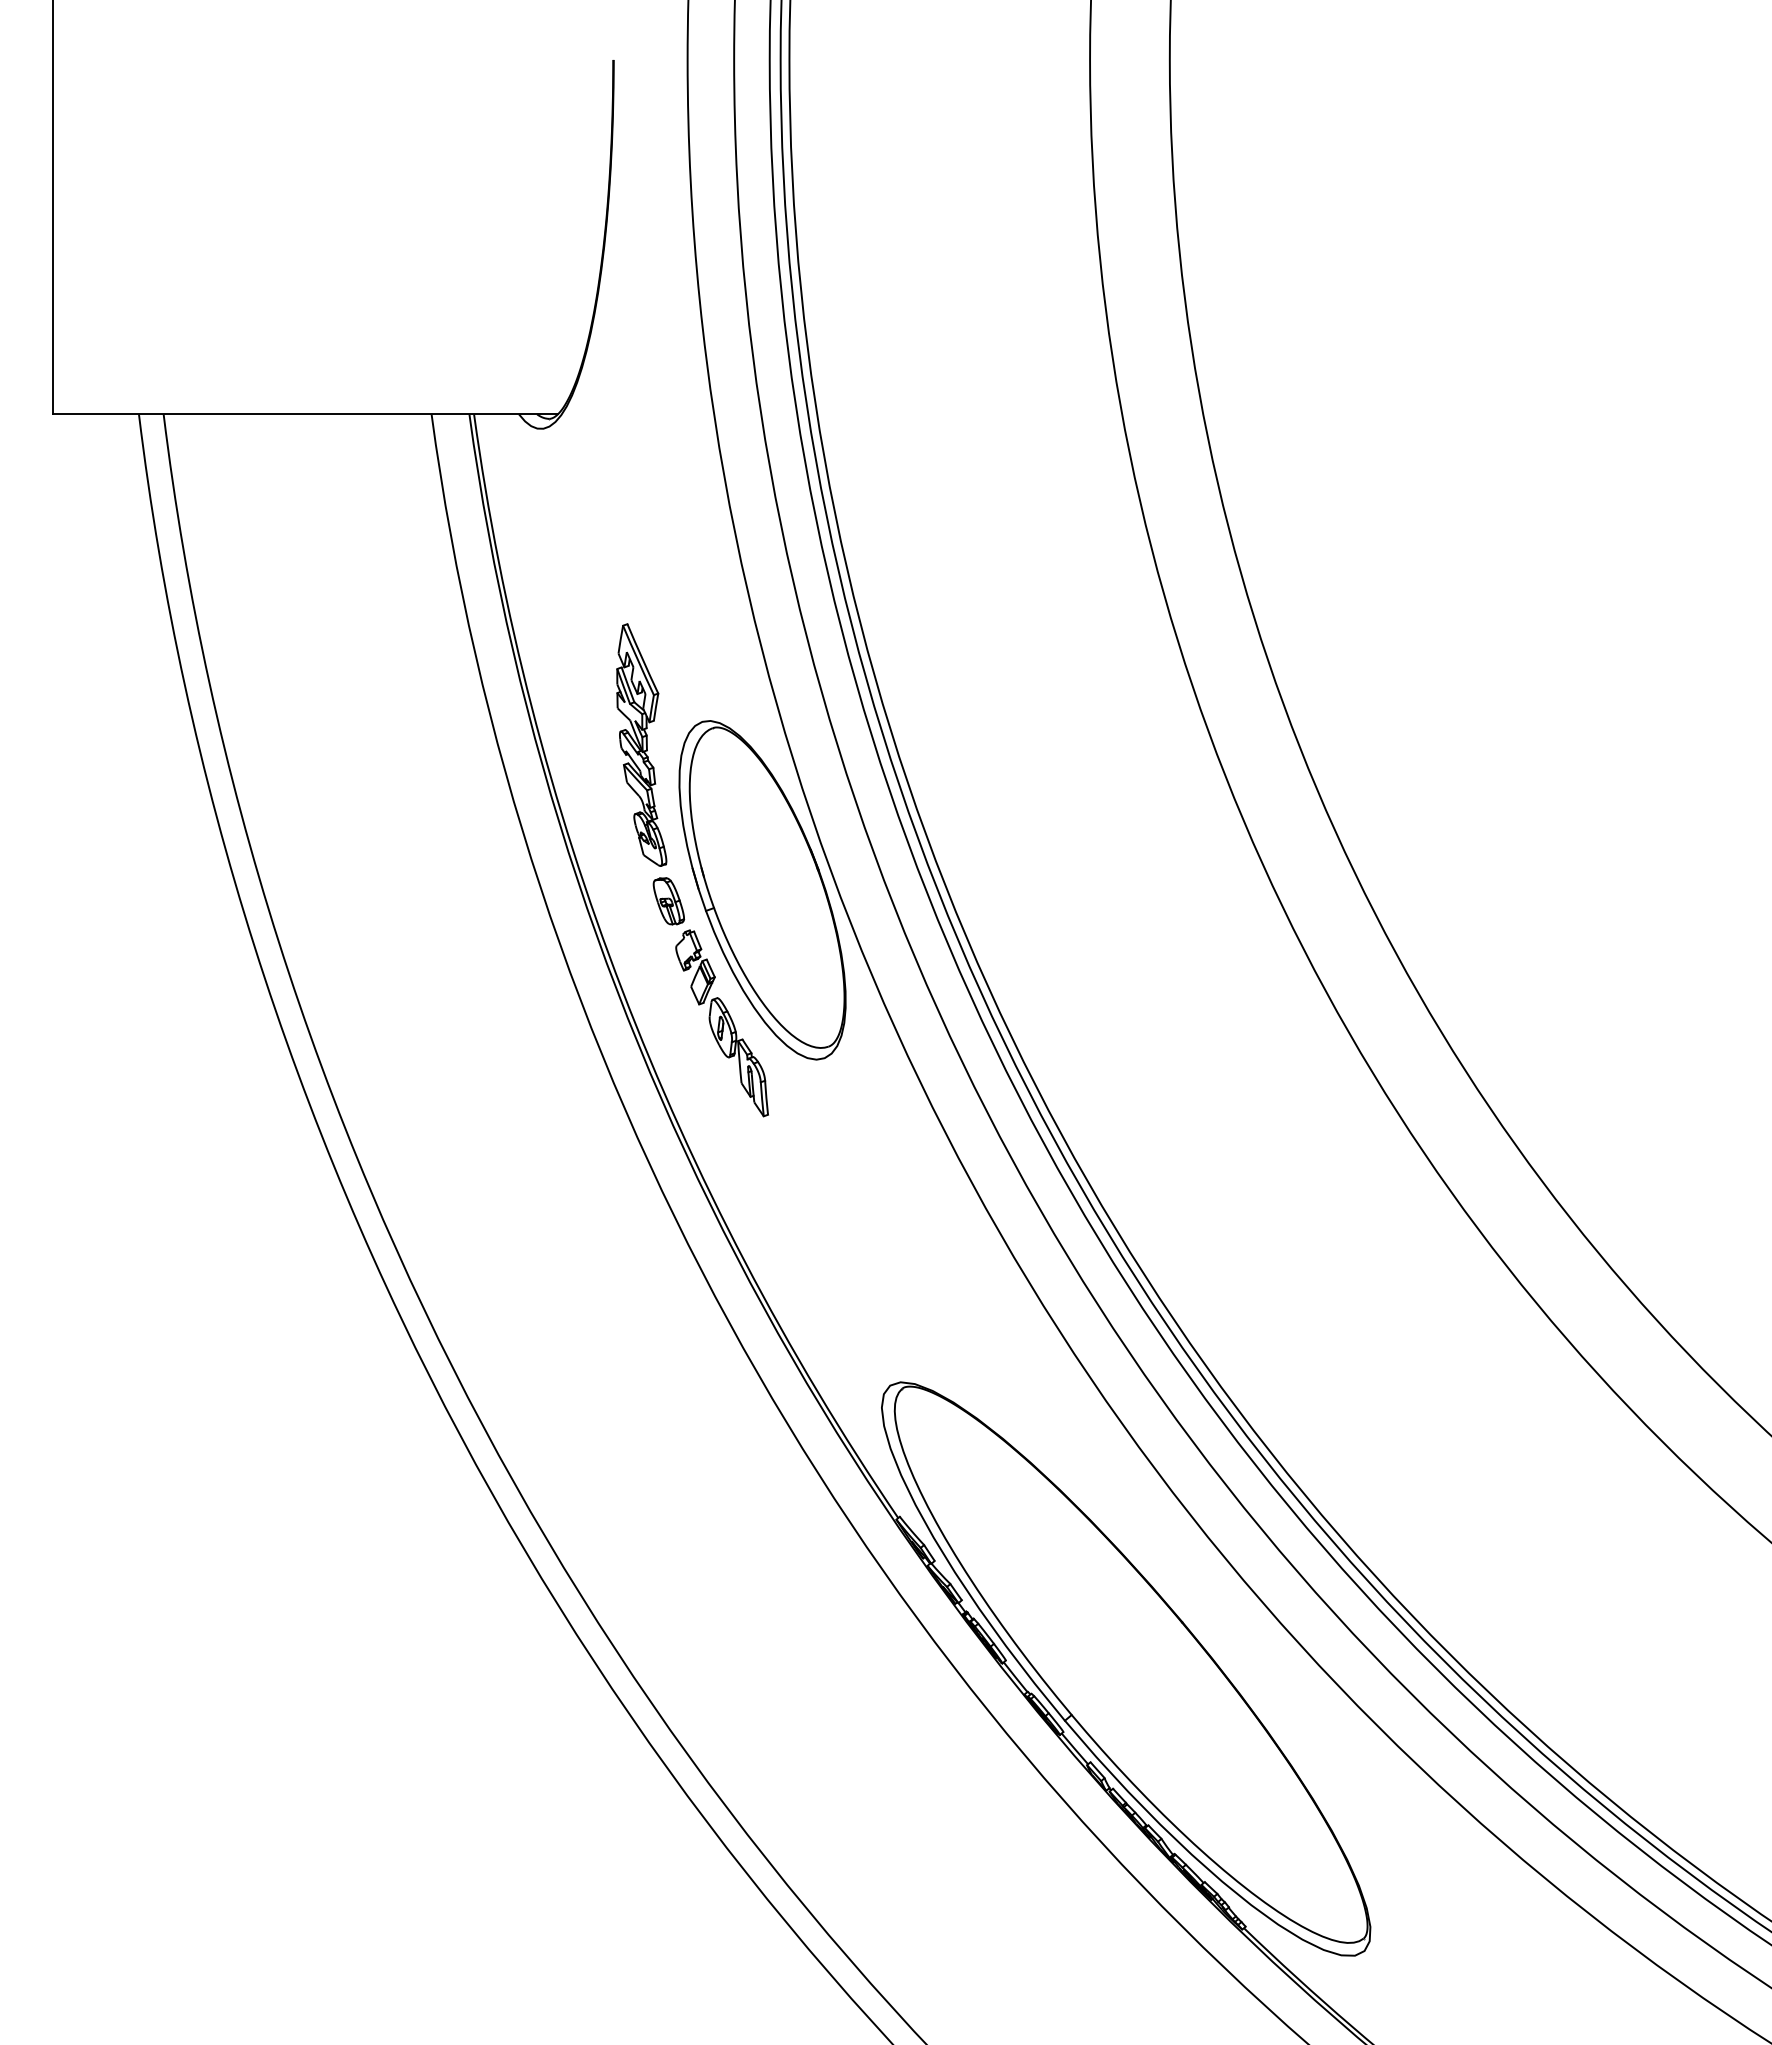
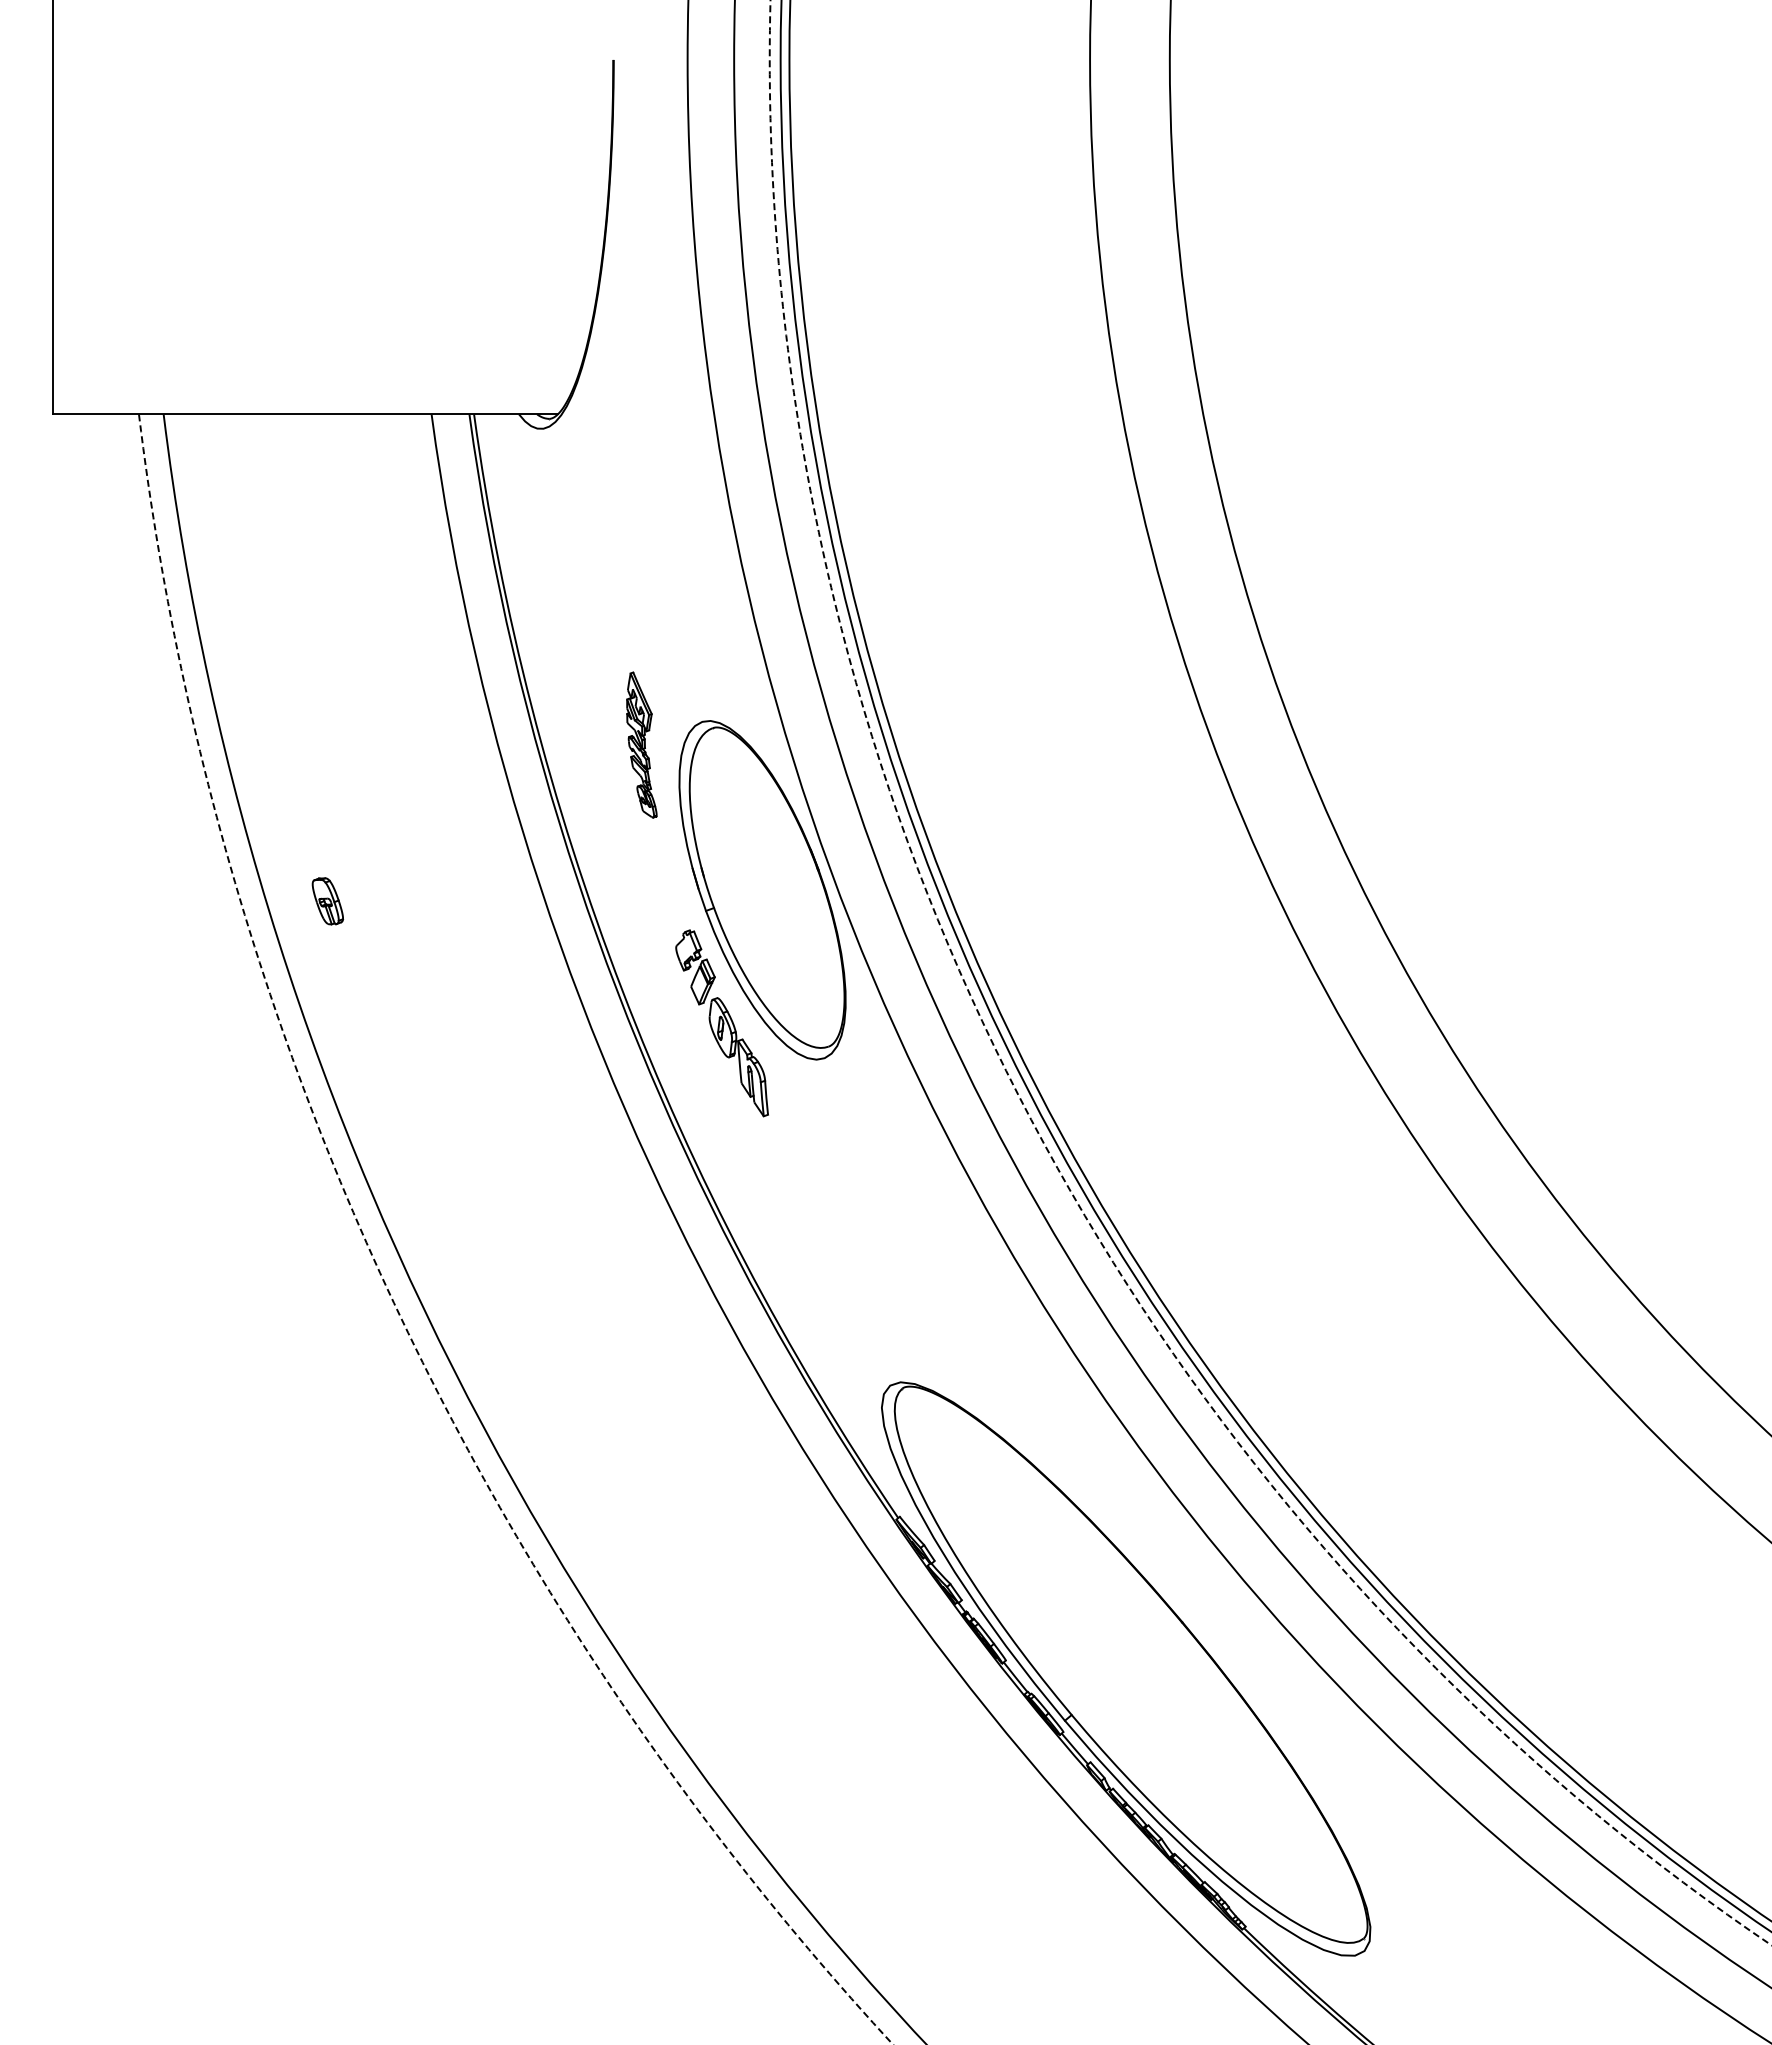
part size: 52x244 px -> 32x148 px (641, 744)
part position: (668, 901) -> (327, 901) (327, 901)
circle: solid -> dashed (1270, 972)
arc: solid -> dashed (388, 1290)
